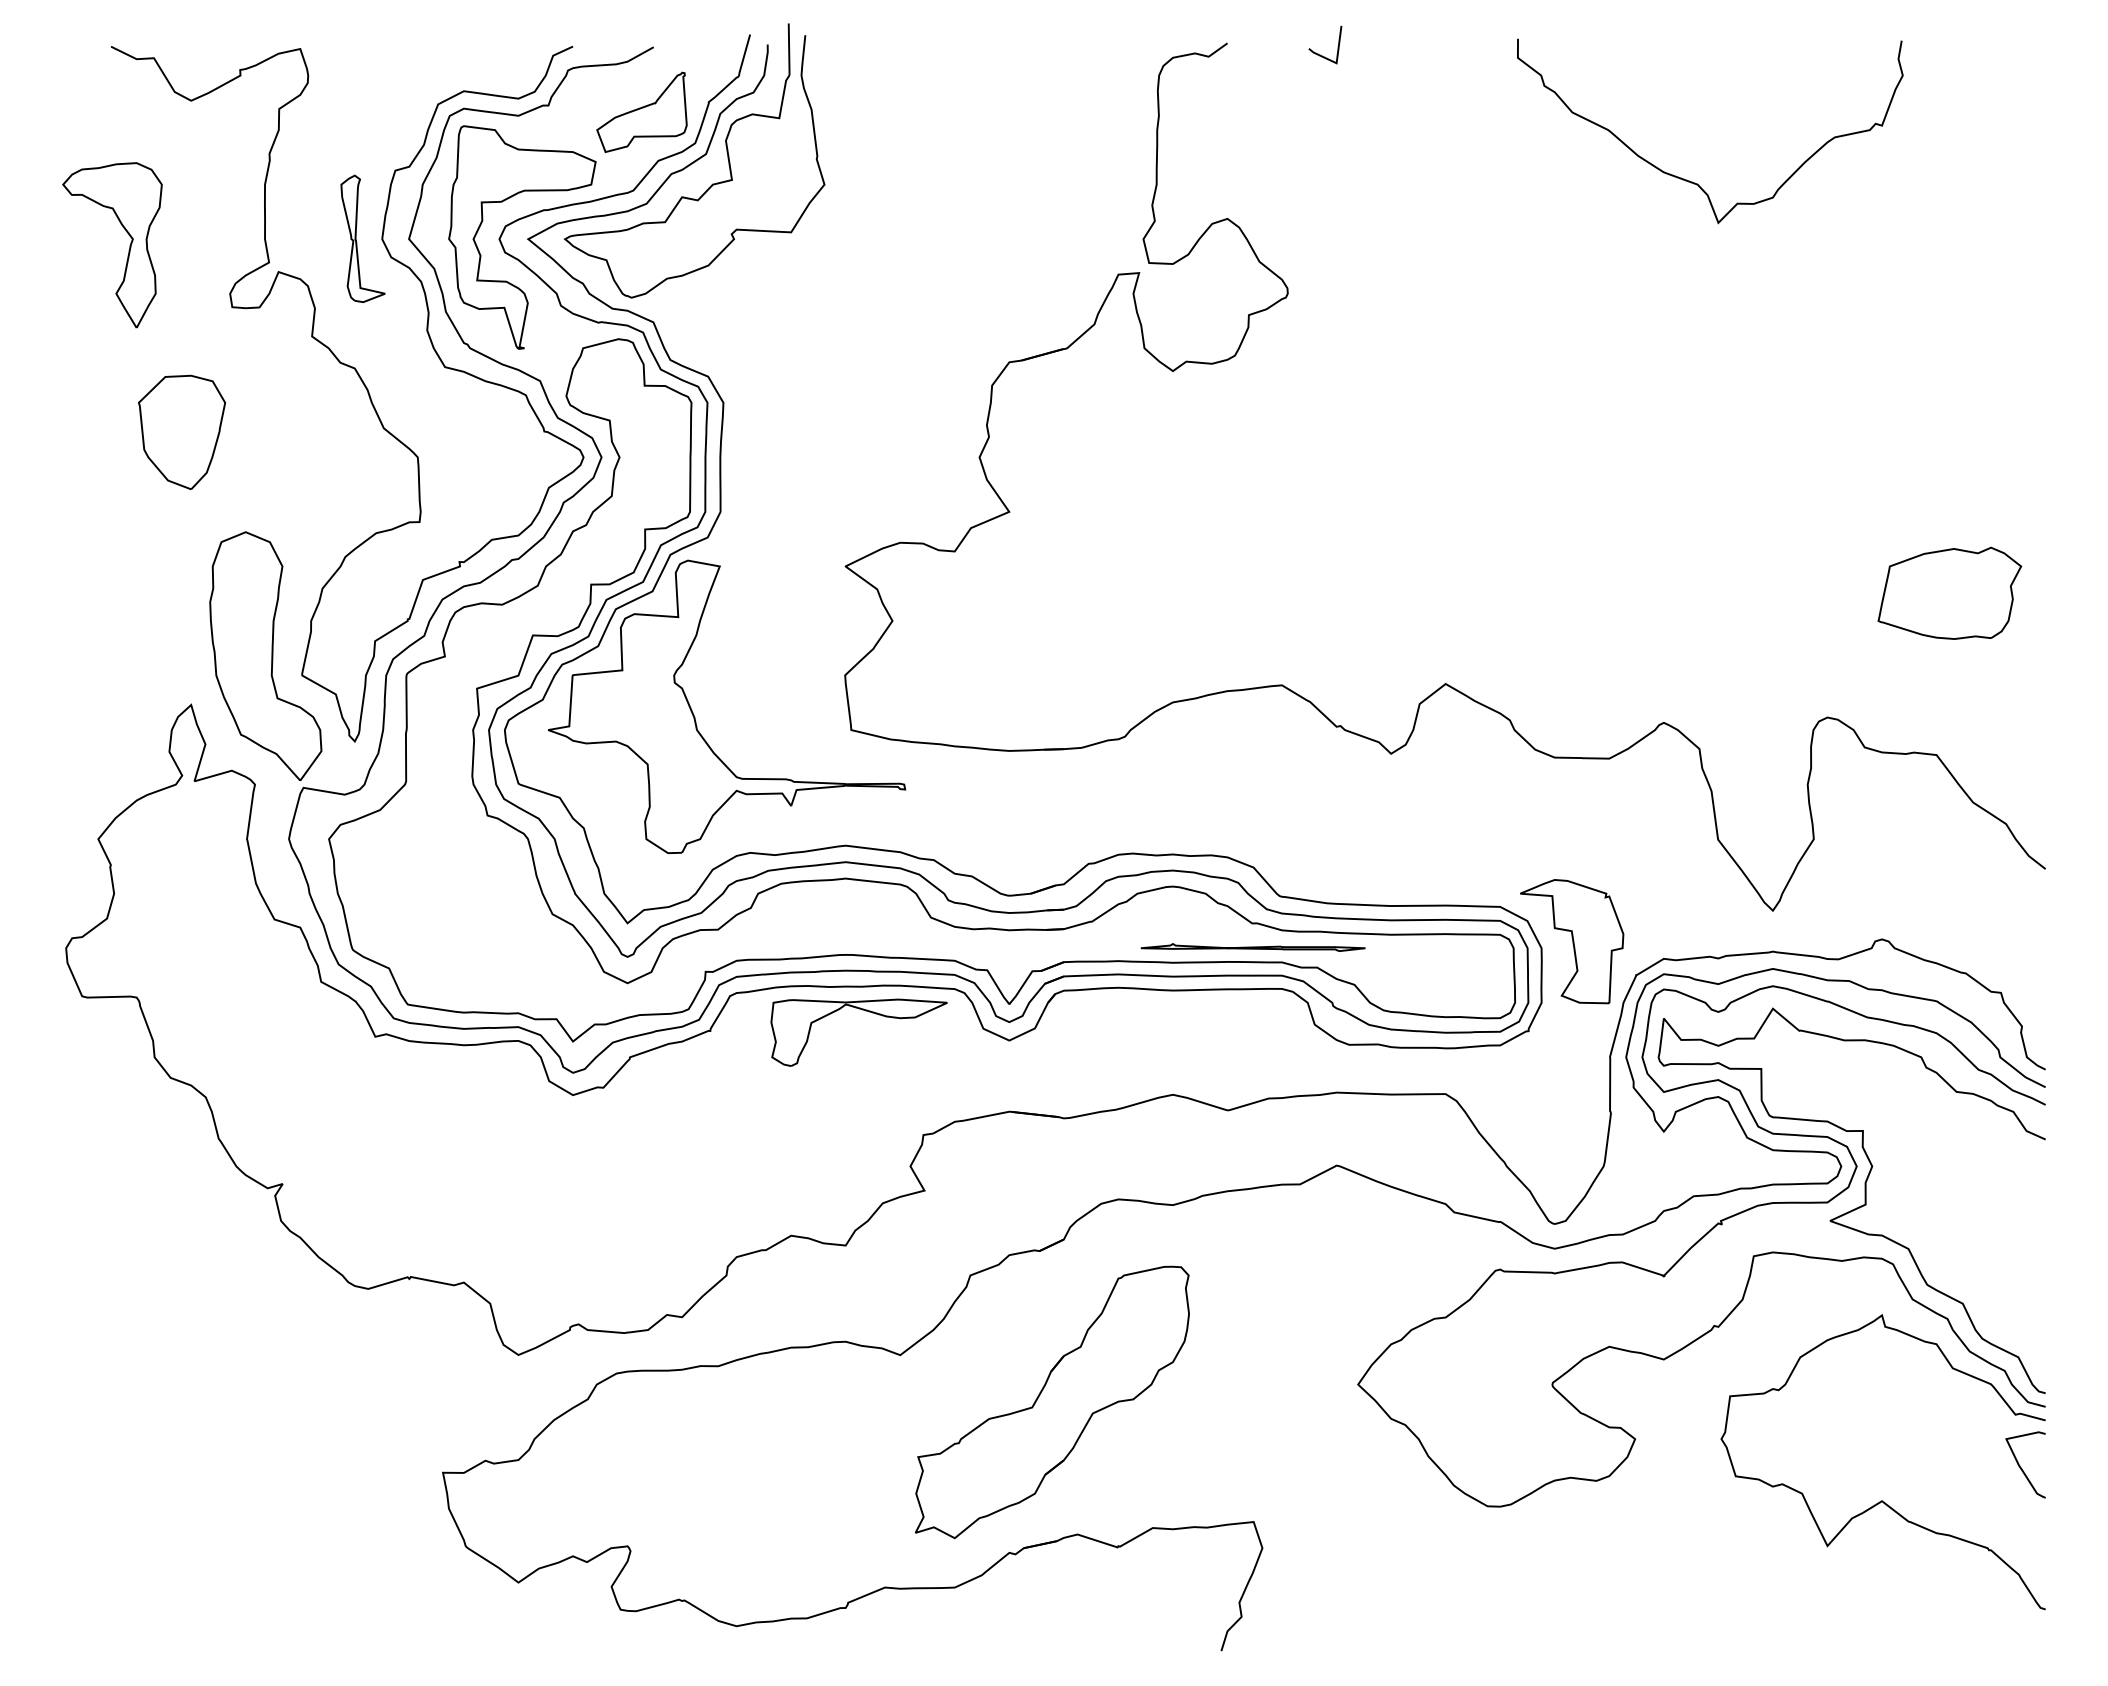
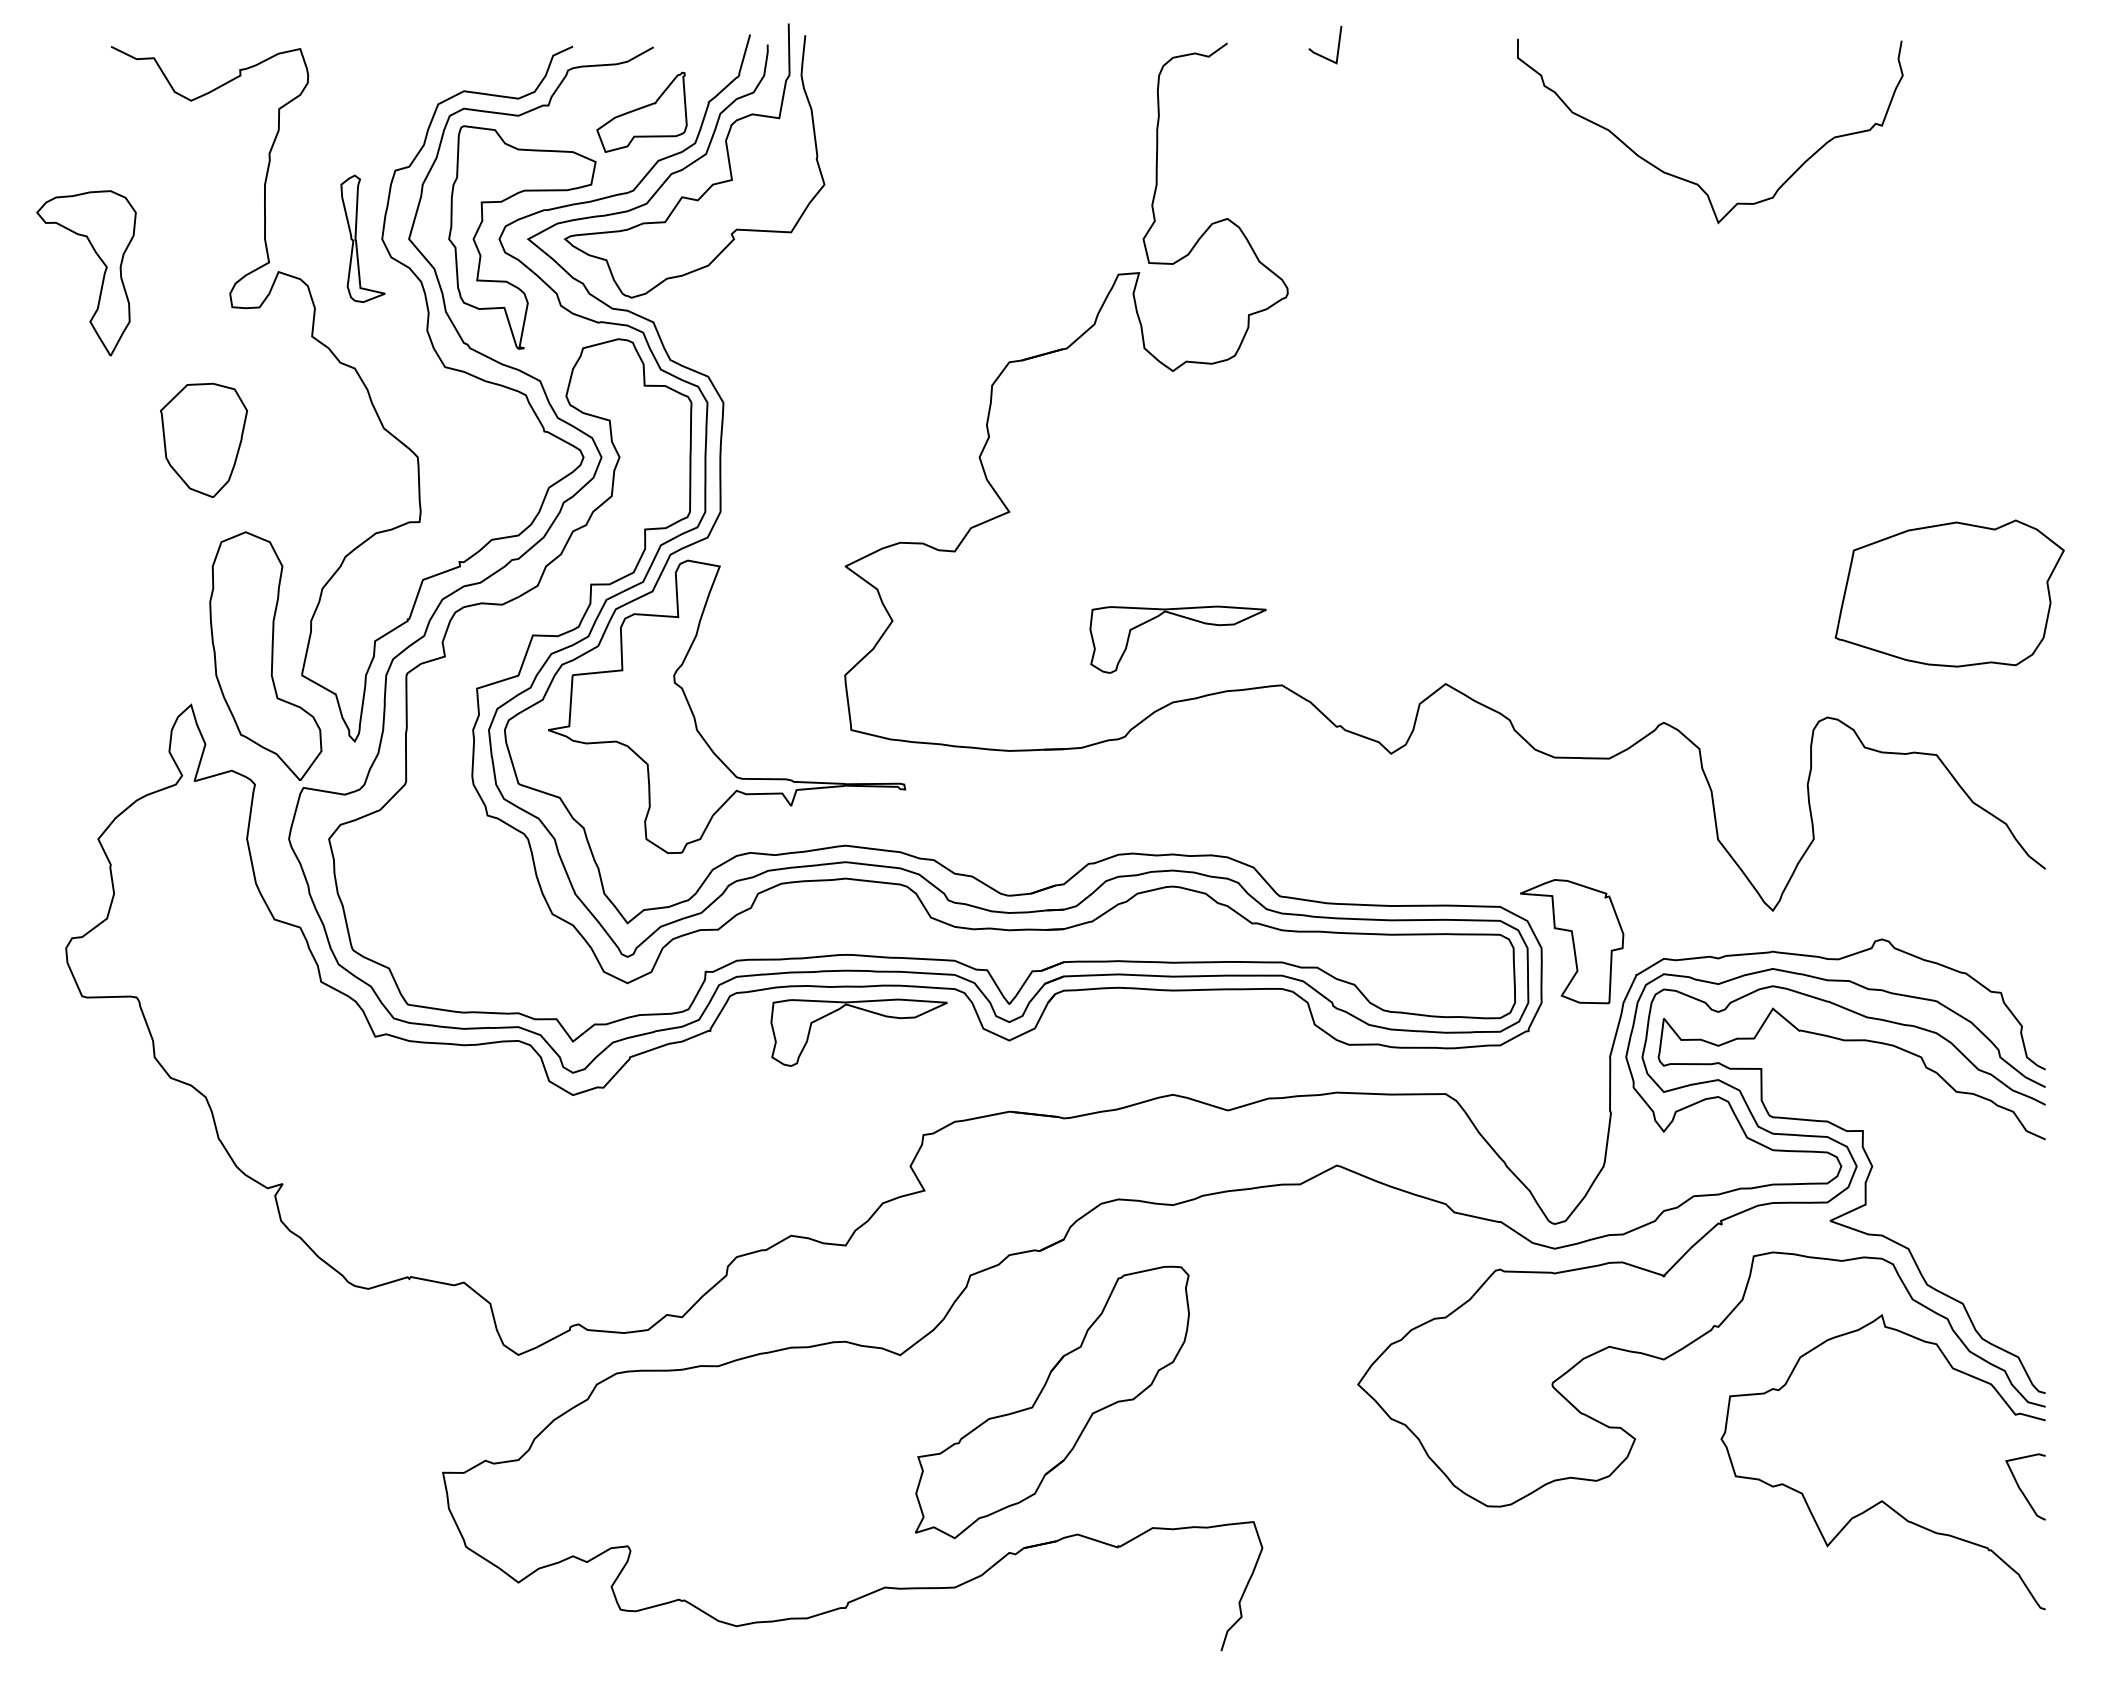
part position: (128, 250) -> (102, 278) (102, 278)
part position: (181, 431) -> (203, 439) (203, 439)
part size: 146x94 px -> 231x149 px (1949, 593)
part: none -> present (1184, 618)
part: present -> none (1252, 947)
curve position: (2021, 1467) -> (2021, 1489) (2021, 1489)
